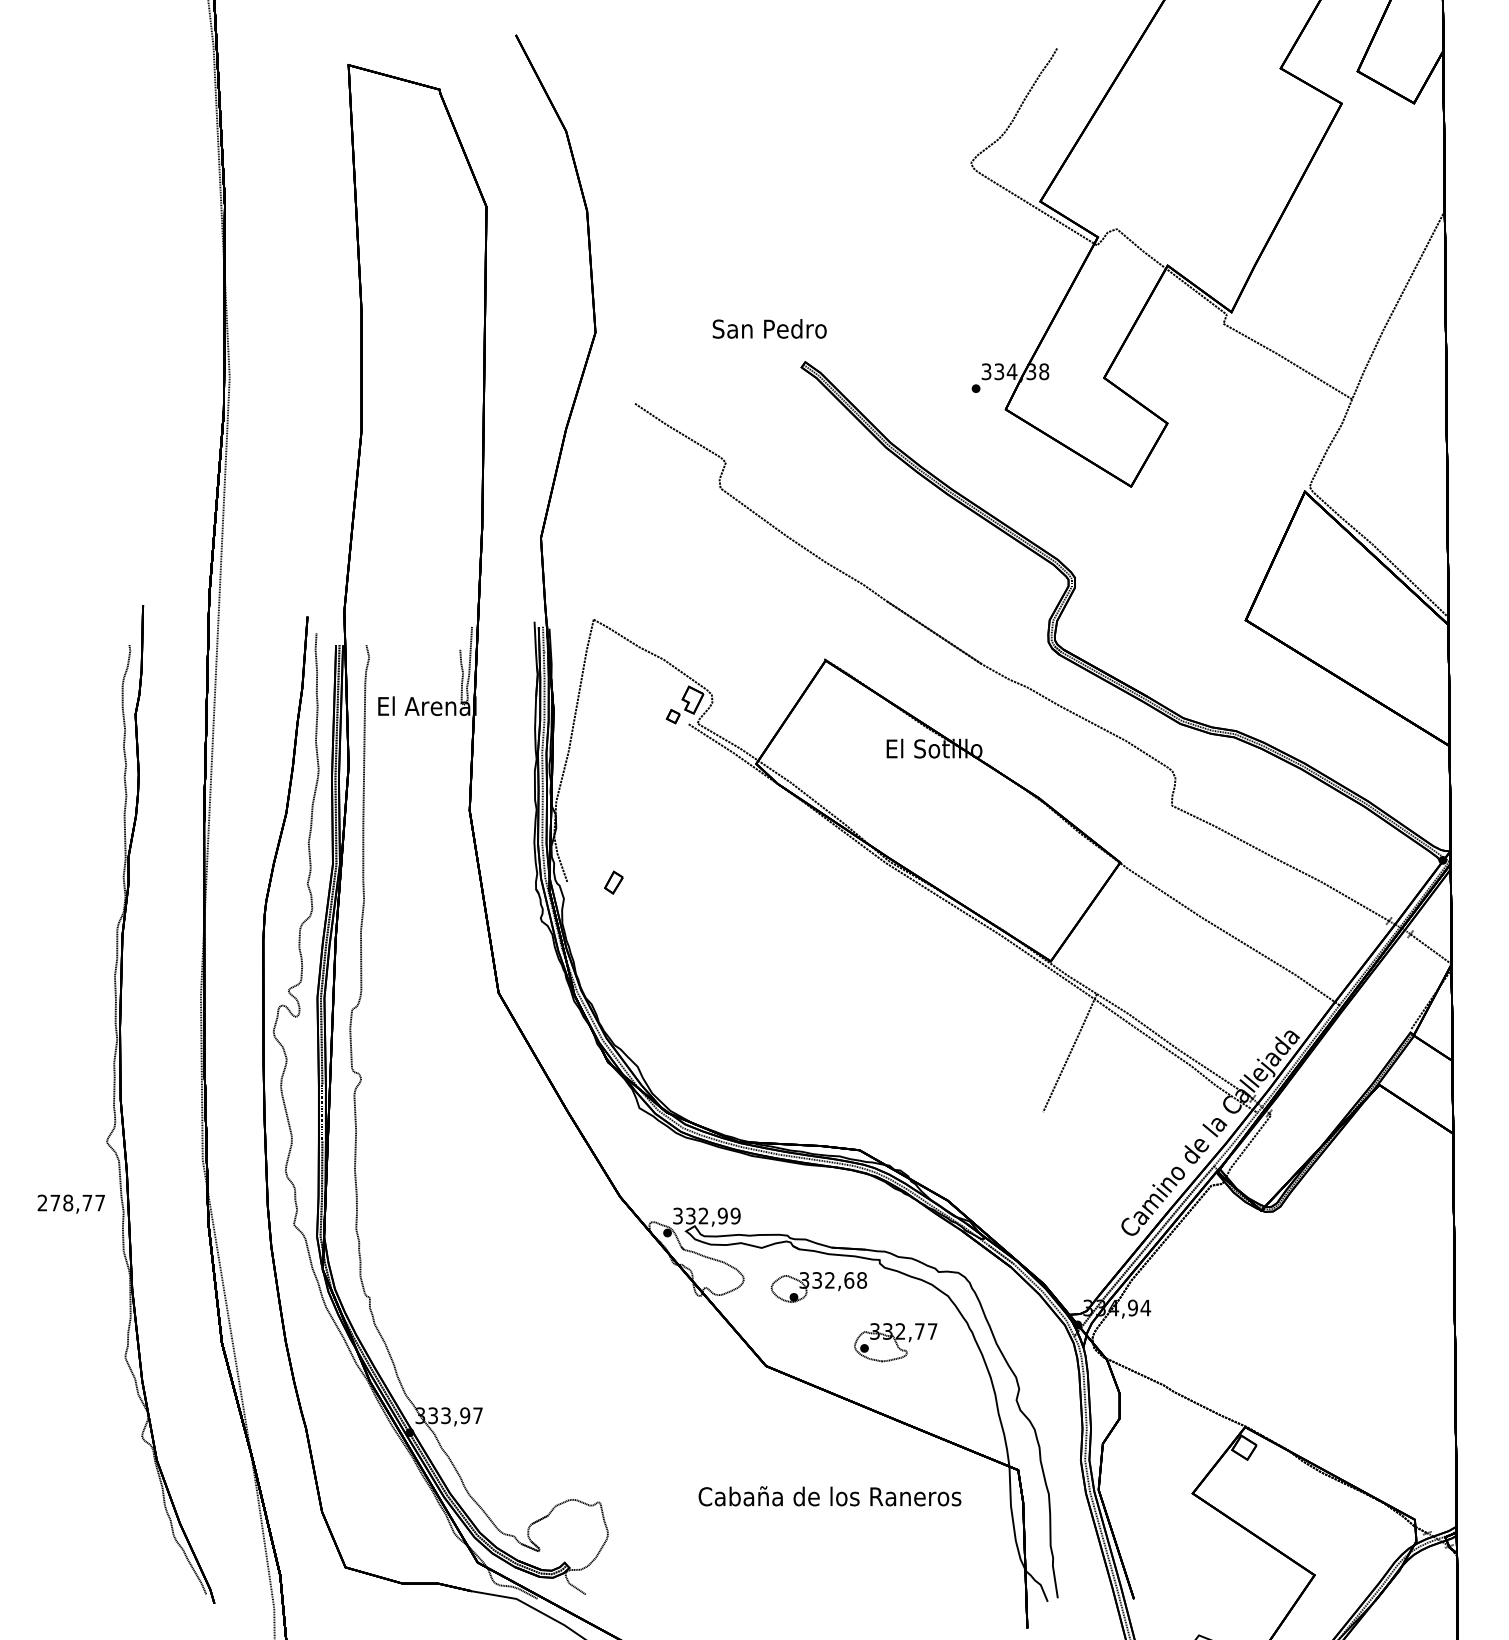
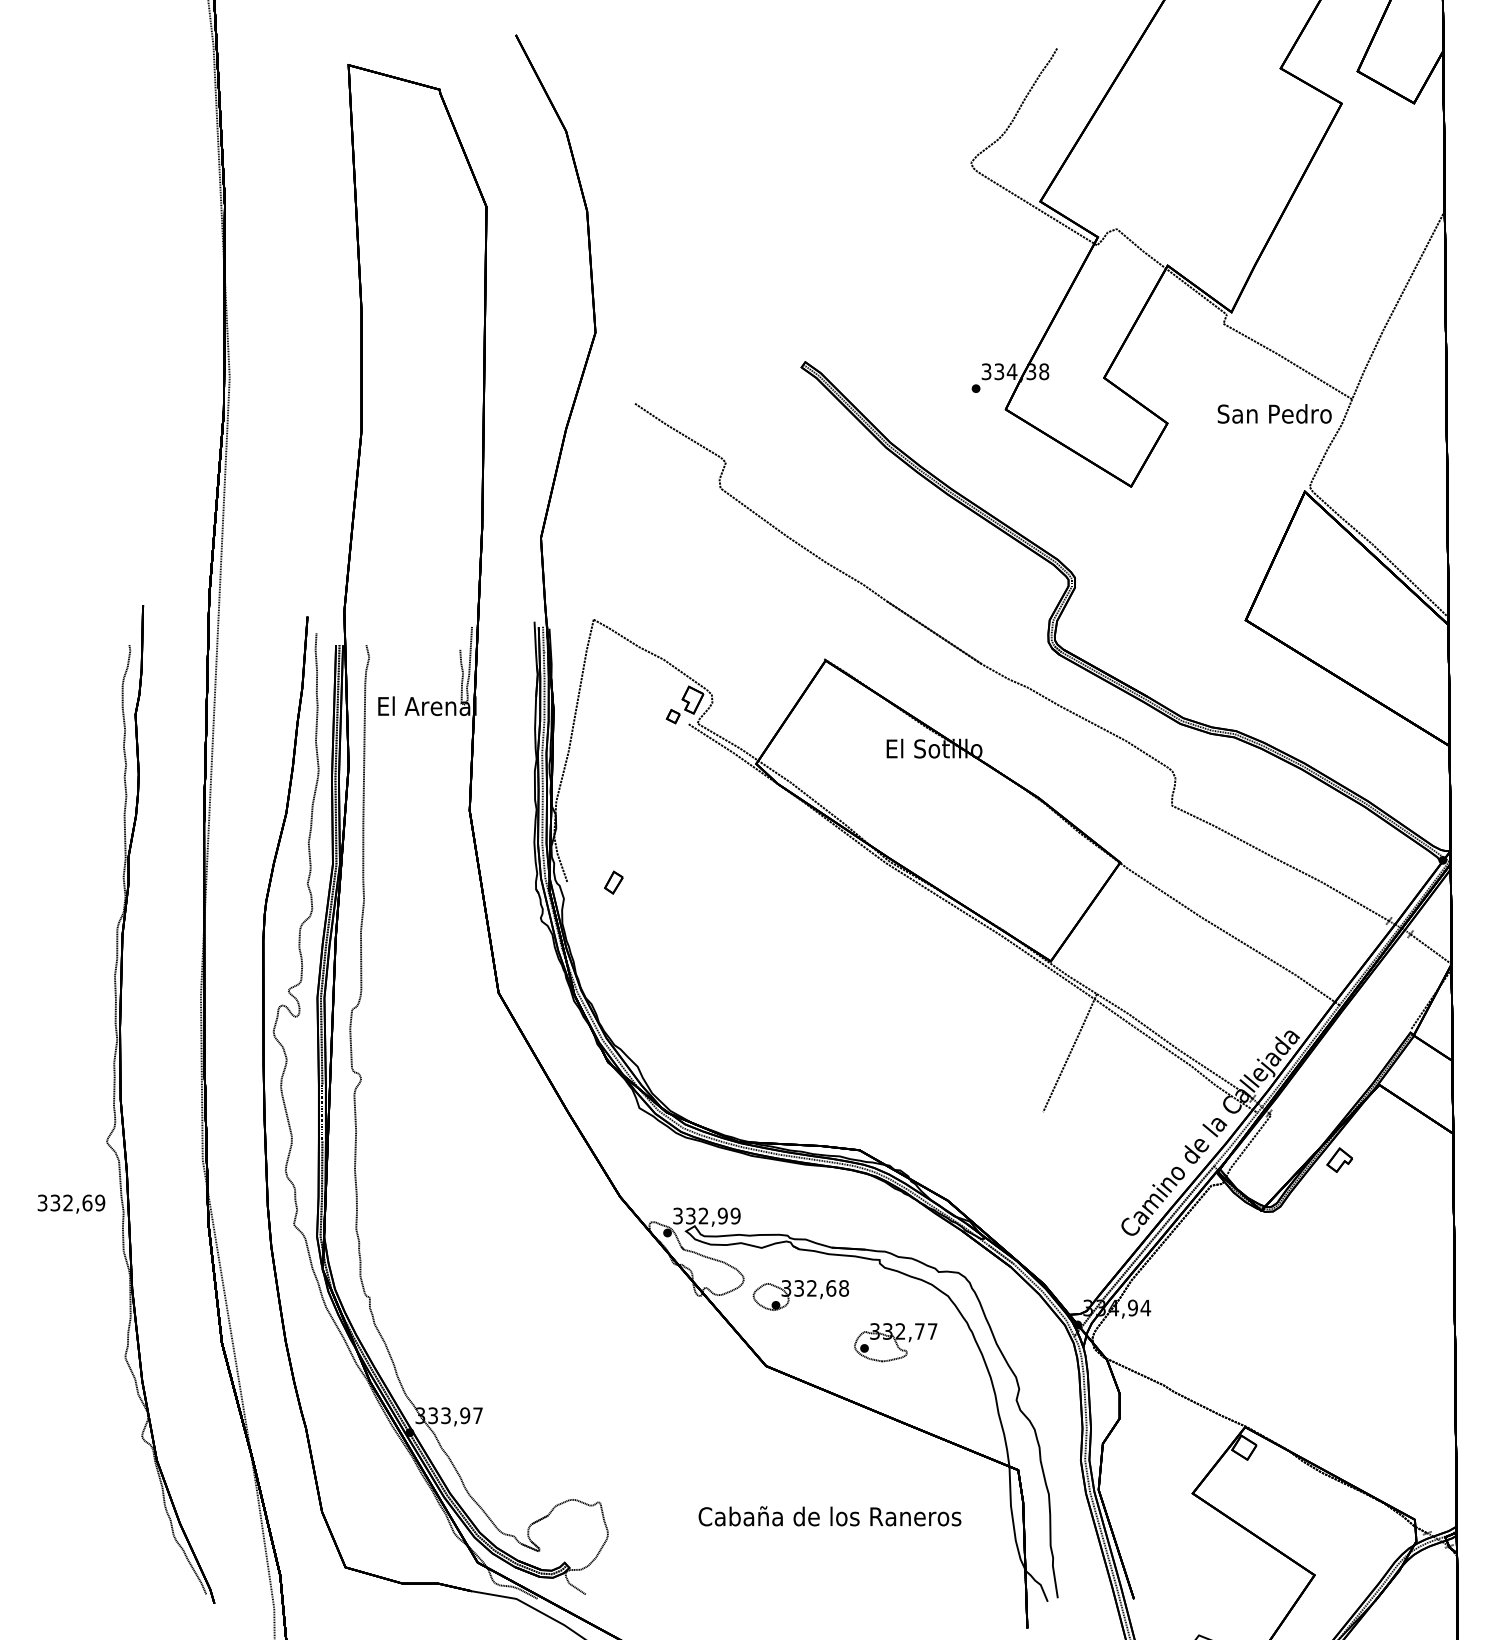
text position: (769, 328) -> (1274, 413) (1274, 413)
part: none -> present (1339, 1159)
text: 278,77 -> 332,69 (71, 1202)
part position: (818, 1287) -> (800, 1295) (800, 1295)
text position: (829, 1496) -> (829, 1516) (829, 1516)
